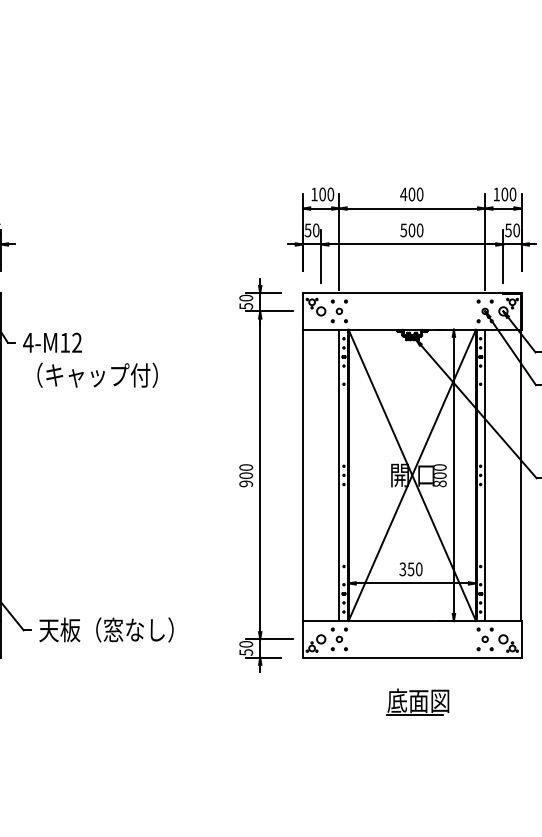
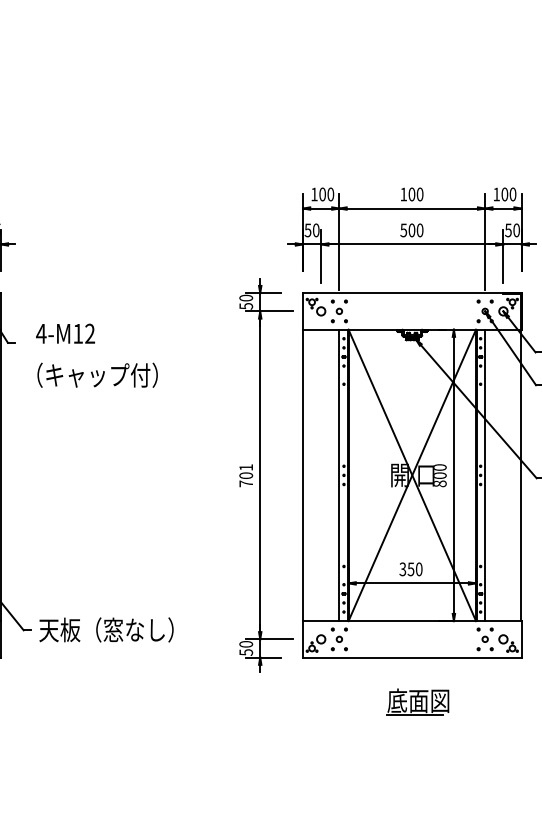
text: 400 -> 100 (403, 194)
text position: (52, 342) -> (65, 333) (65, 333)
text: 900 -> 701 (246, 475)
